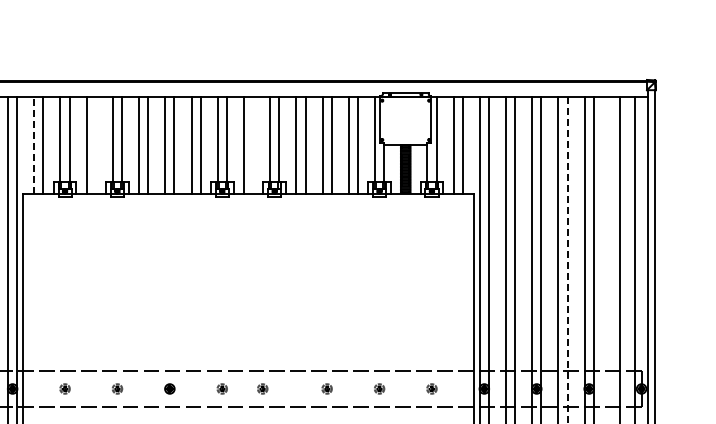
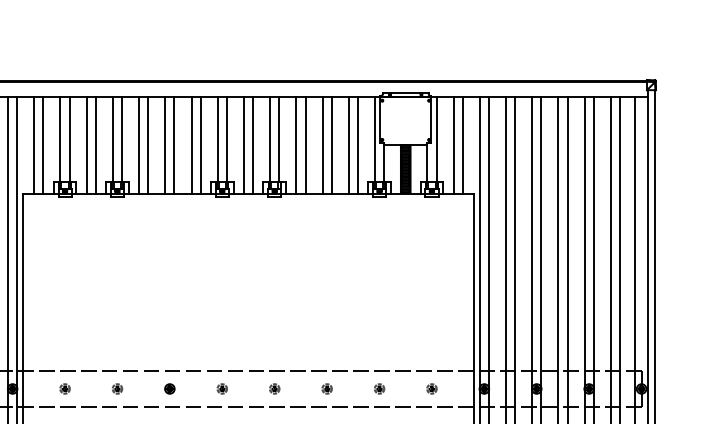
line: dashed -> solid (34, 144)
line: none -> present (95, 145)
line: none -> present (253, 145)
line: none -> present (610, 258)
line: dashed -> solid (567, 260)
part position: (262, 388) -> (274, 388) (274, 388)
